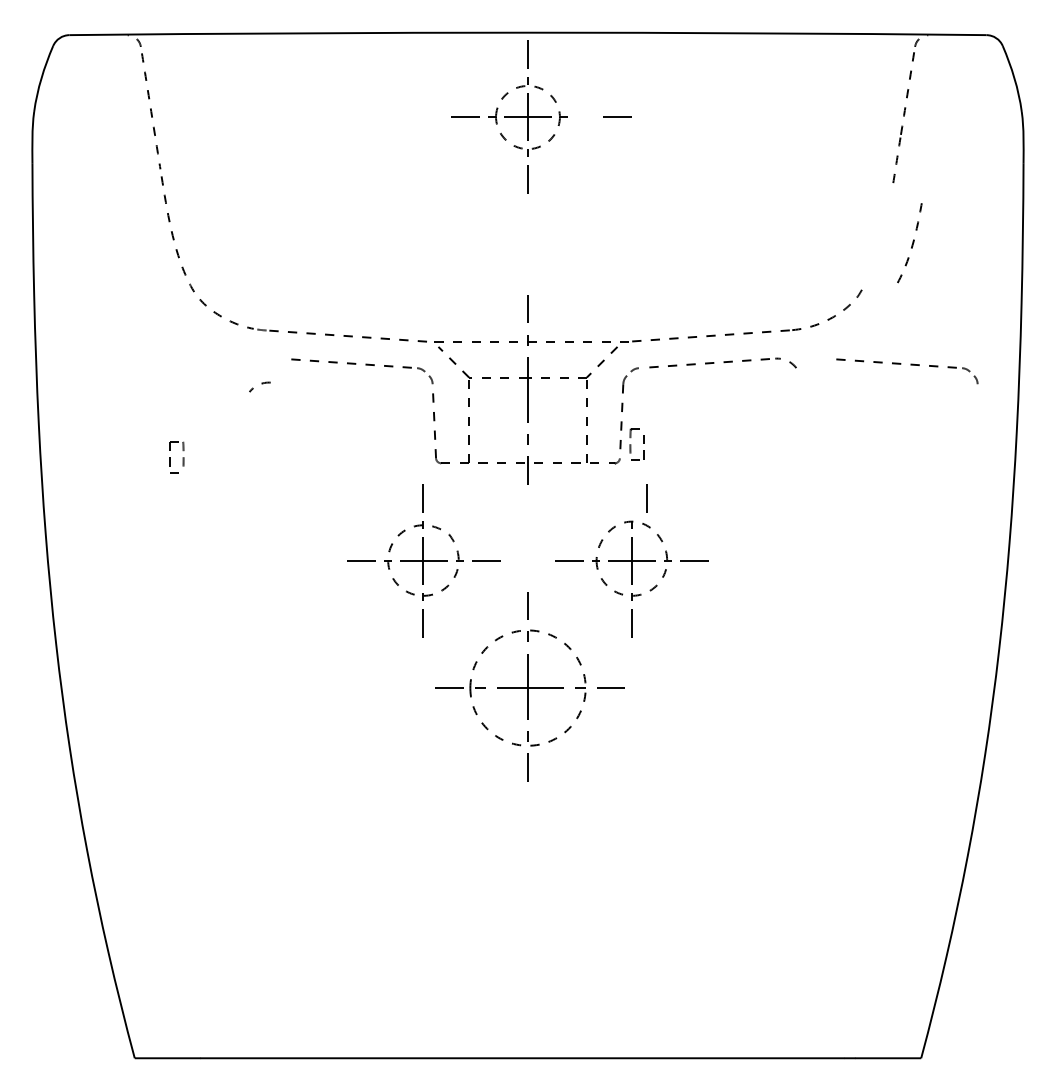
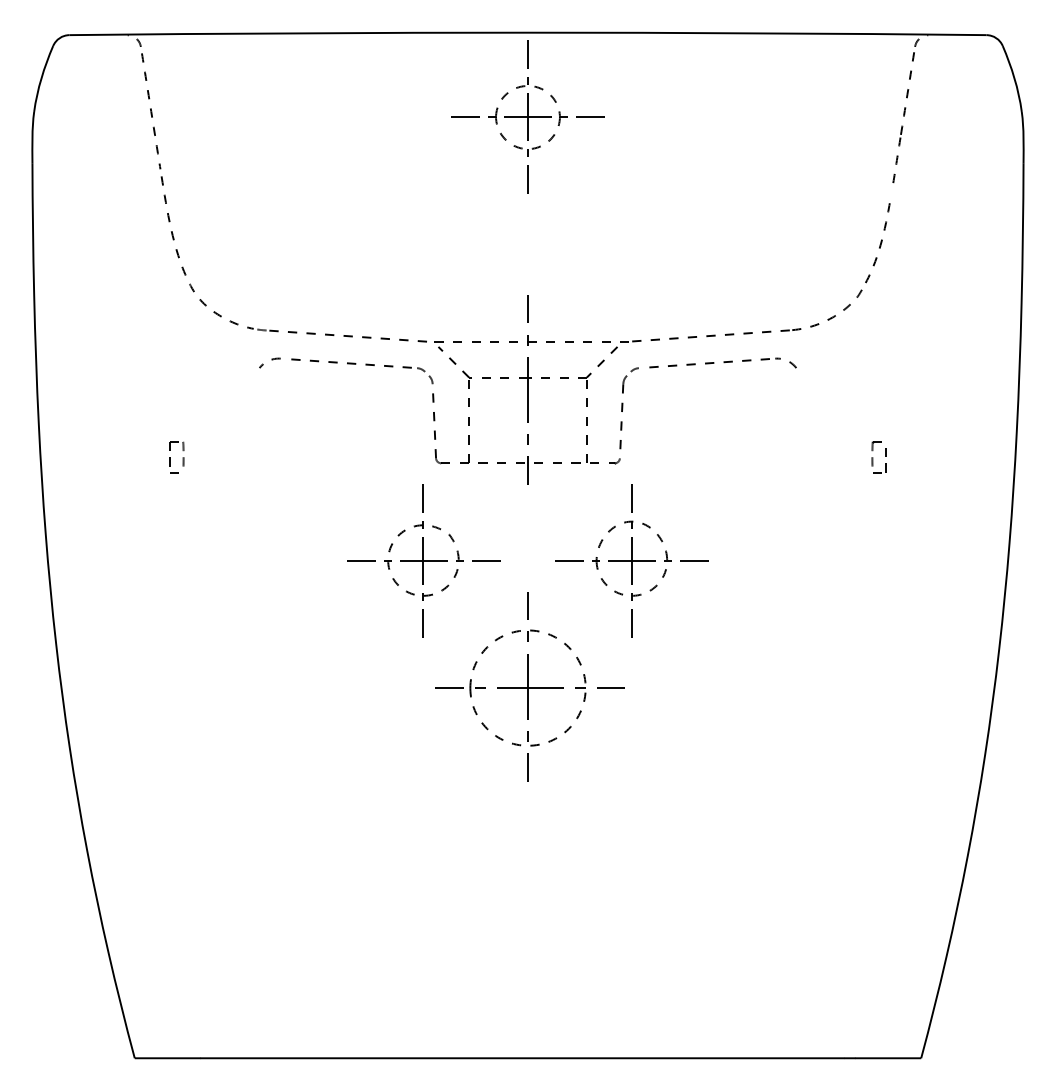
line position: (617, 116) -> (590, 116) (590, 116)
part position: (909, 243) -> (877, 243) (877, 243)
part: present -> none (910, 365)
part position: (259, 386) -> (269, 362) (269, 362)
part position: (636, 444) -> (878, 457) (878, 457)
line position: (646, 498) -> (631, 498) (631, 498)
